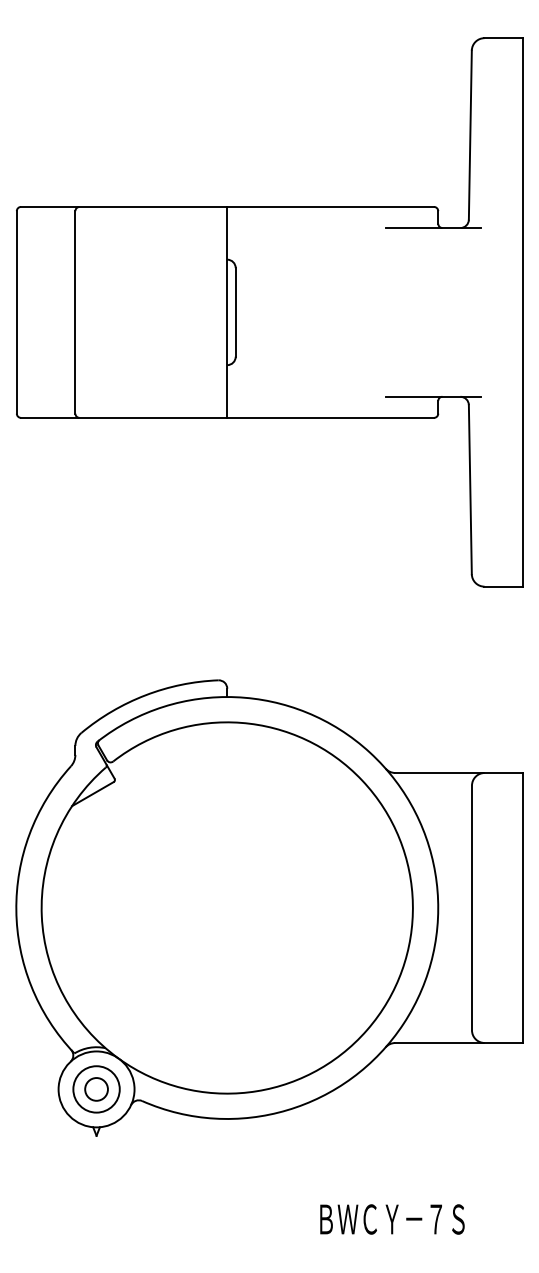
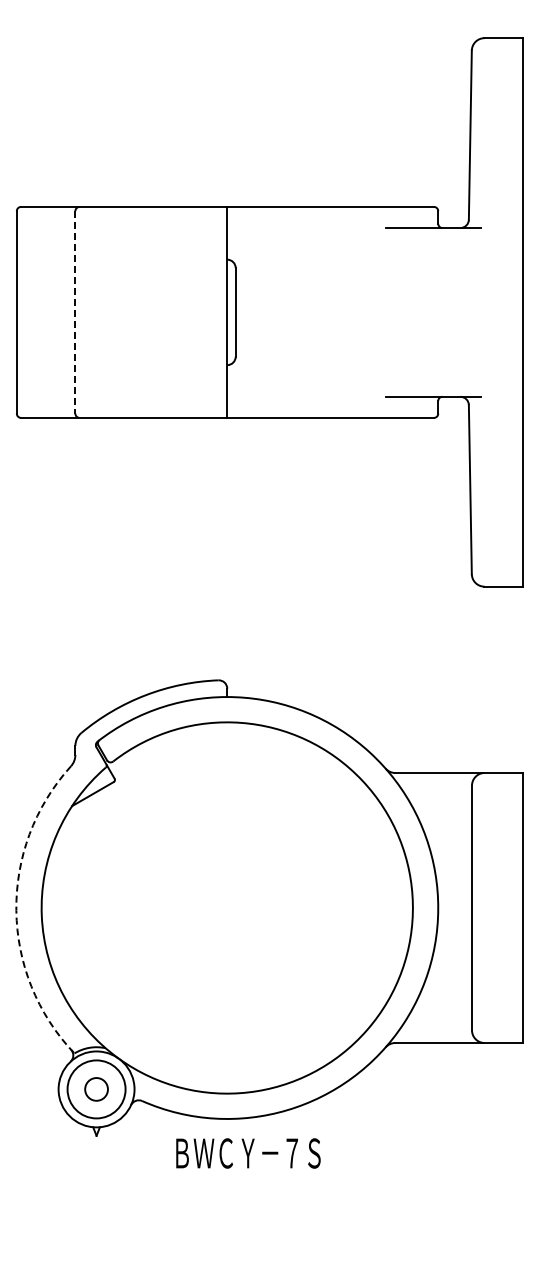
line: solid -> dashed (75, 312)
arc: solid -> dashed (16, 910)
circle diameter: 46 px -> 58 px (96, 1089)
text position: (392, 1219) -> (248, 1153) (248, 1153)
